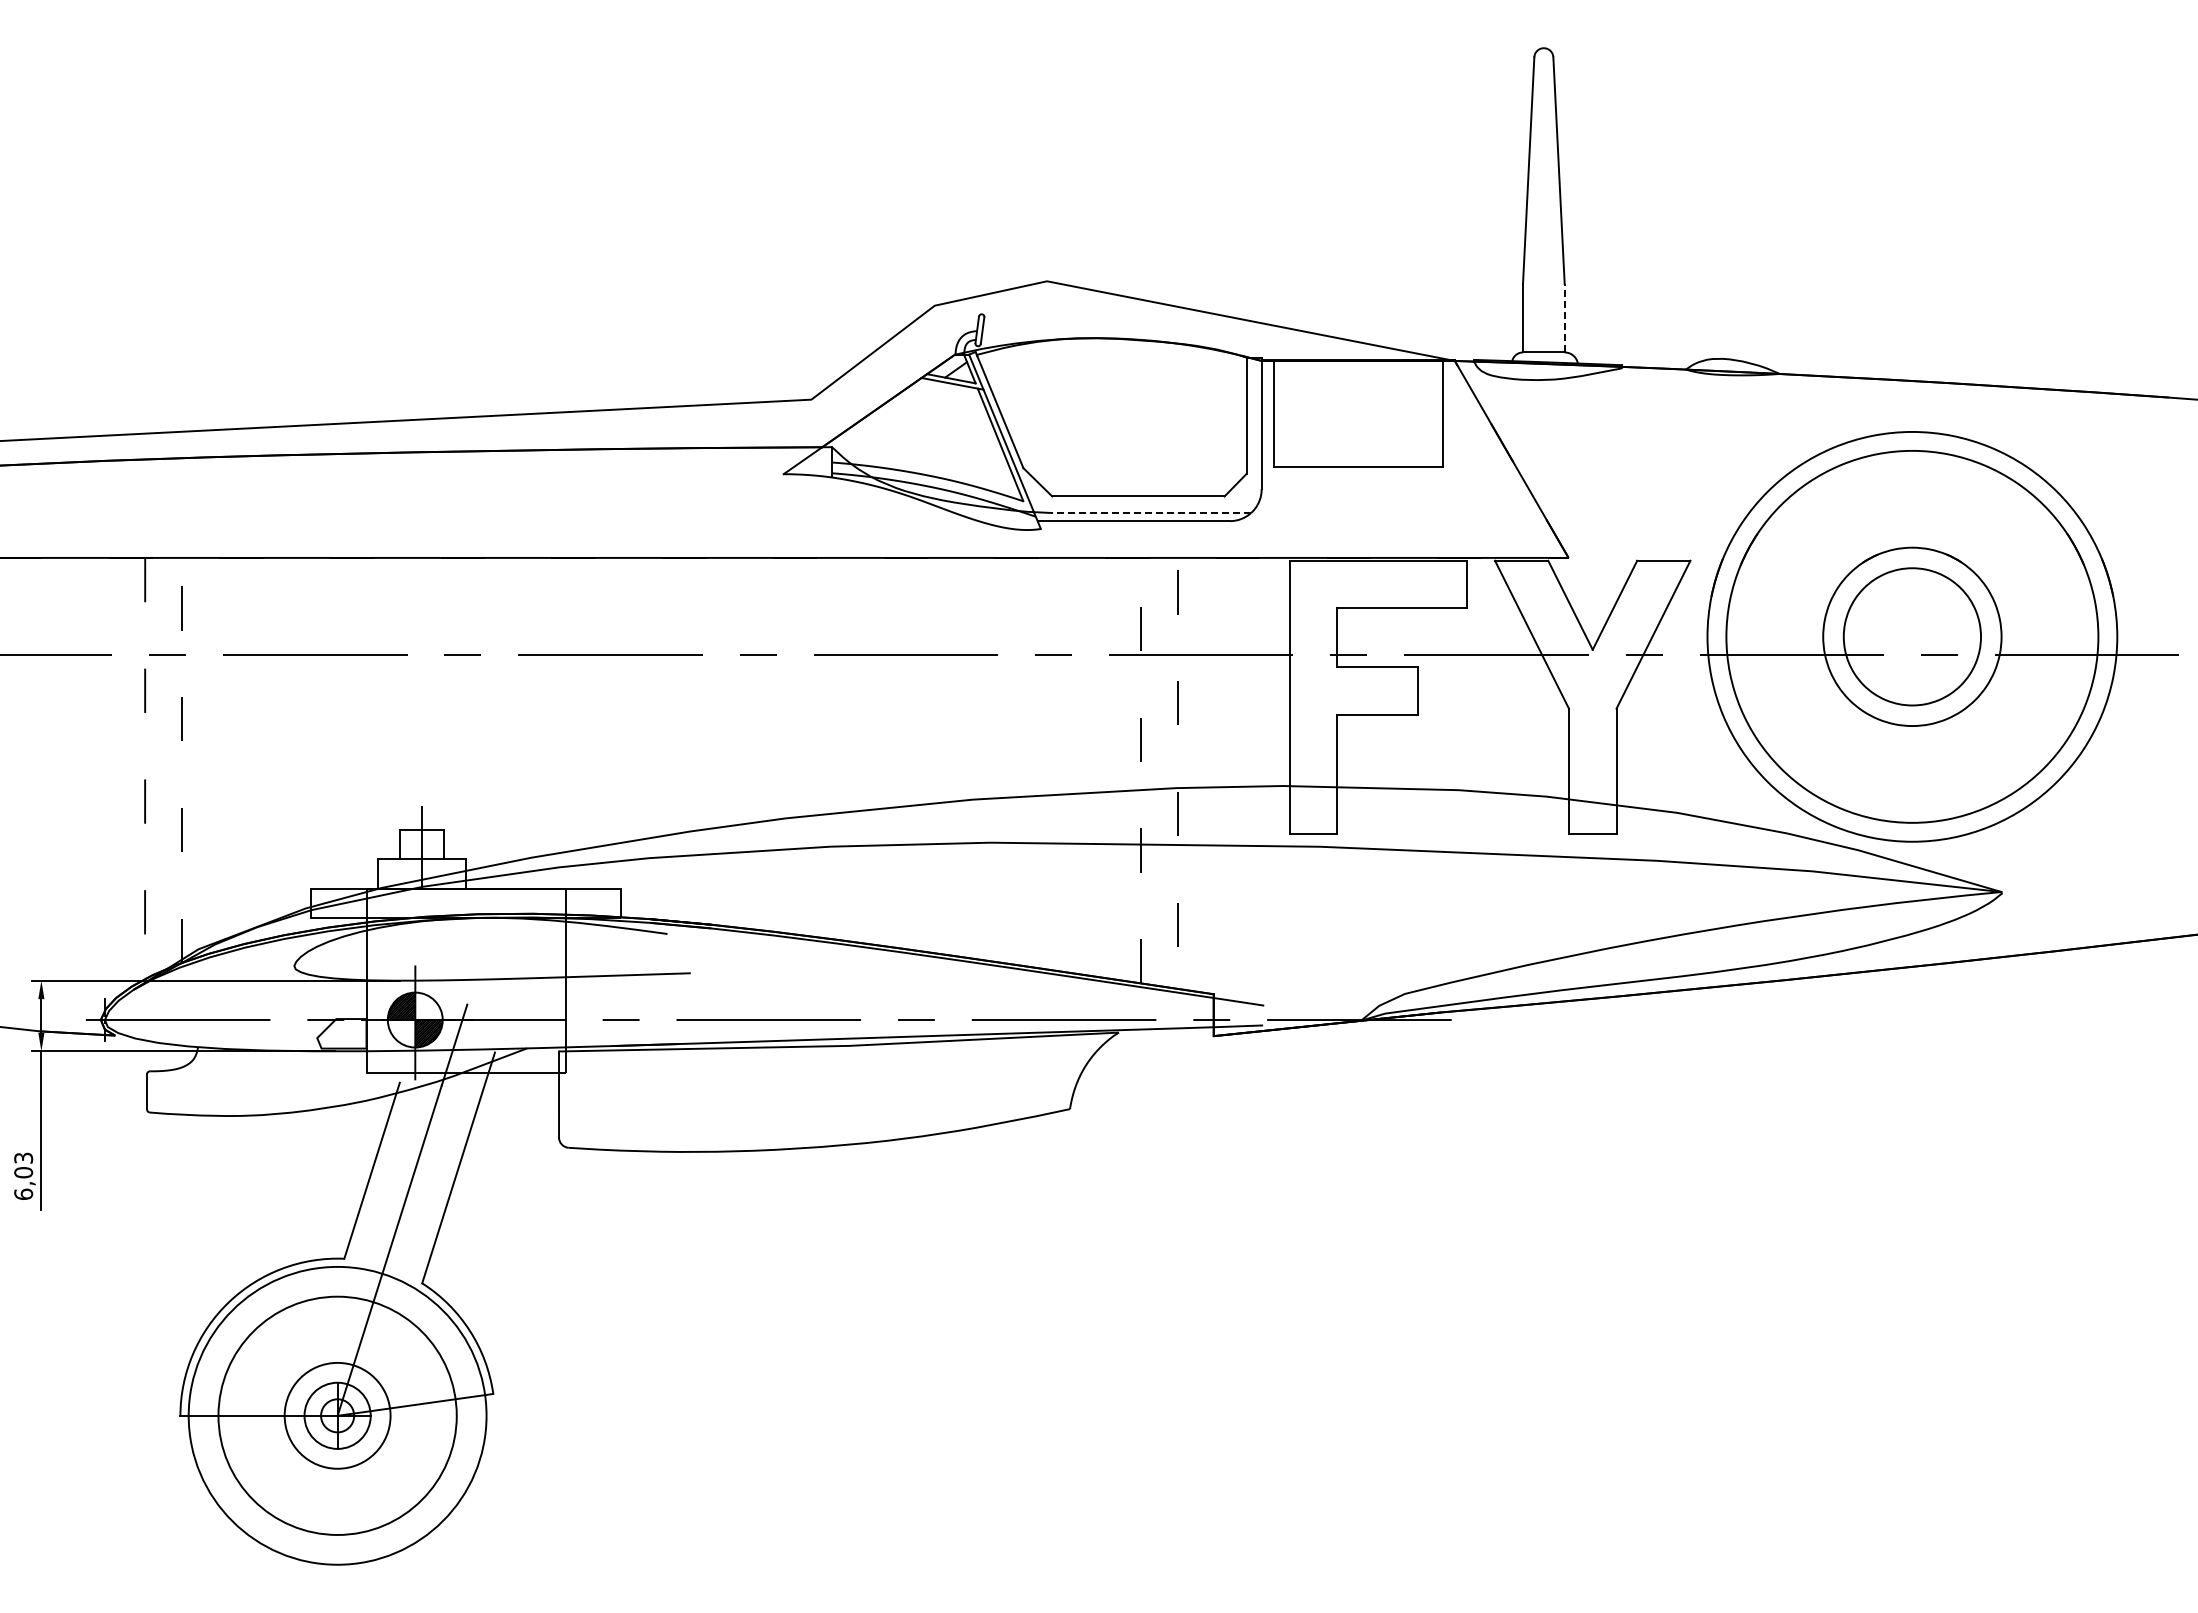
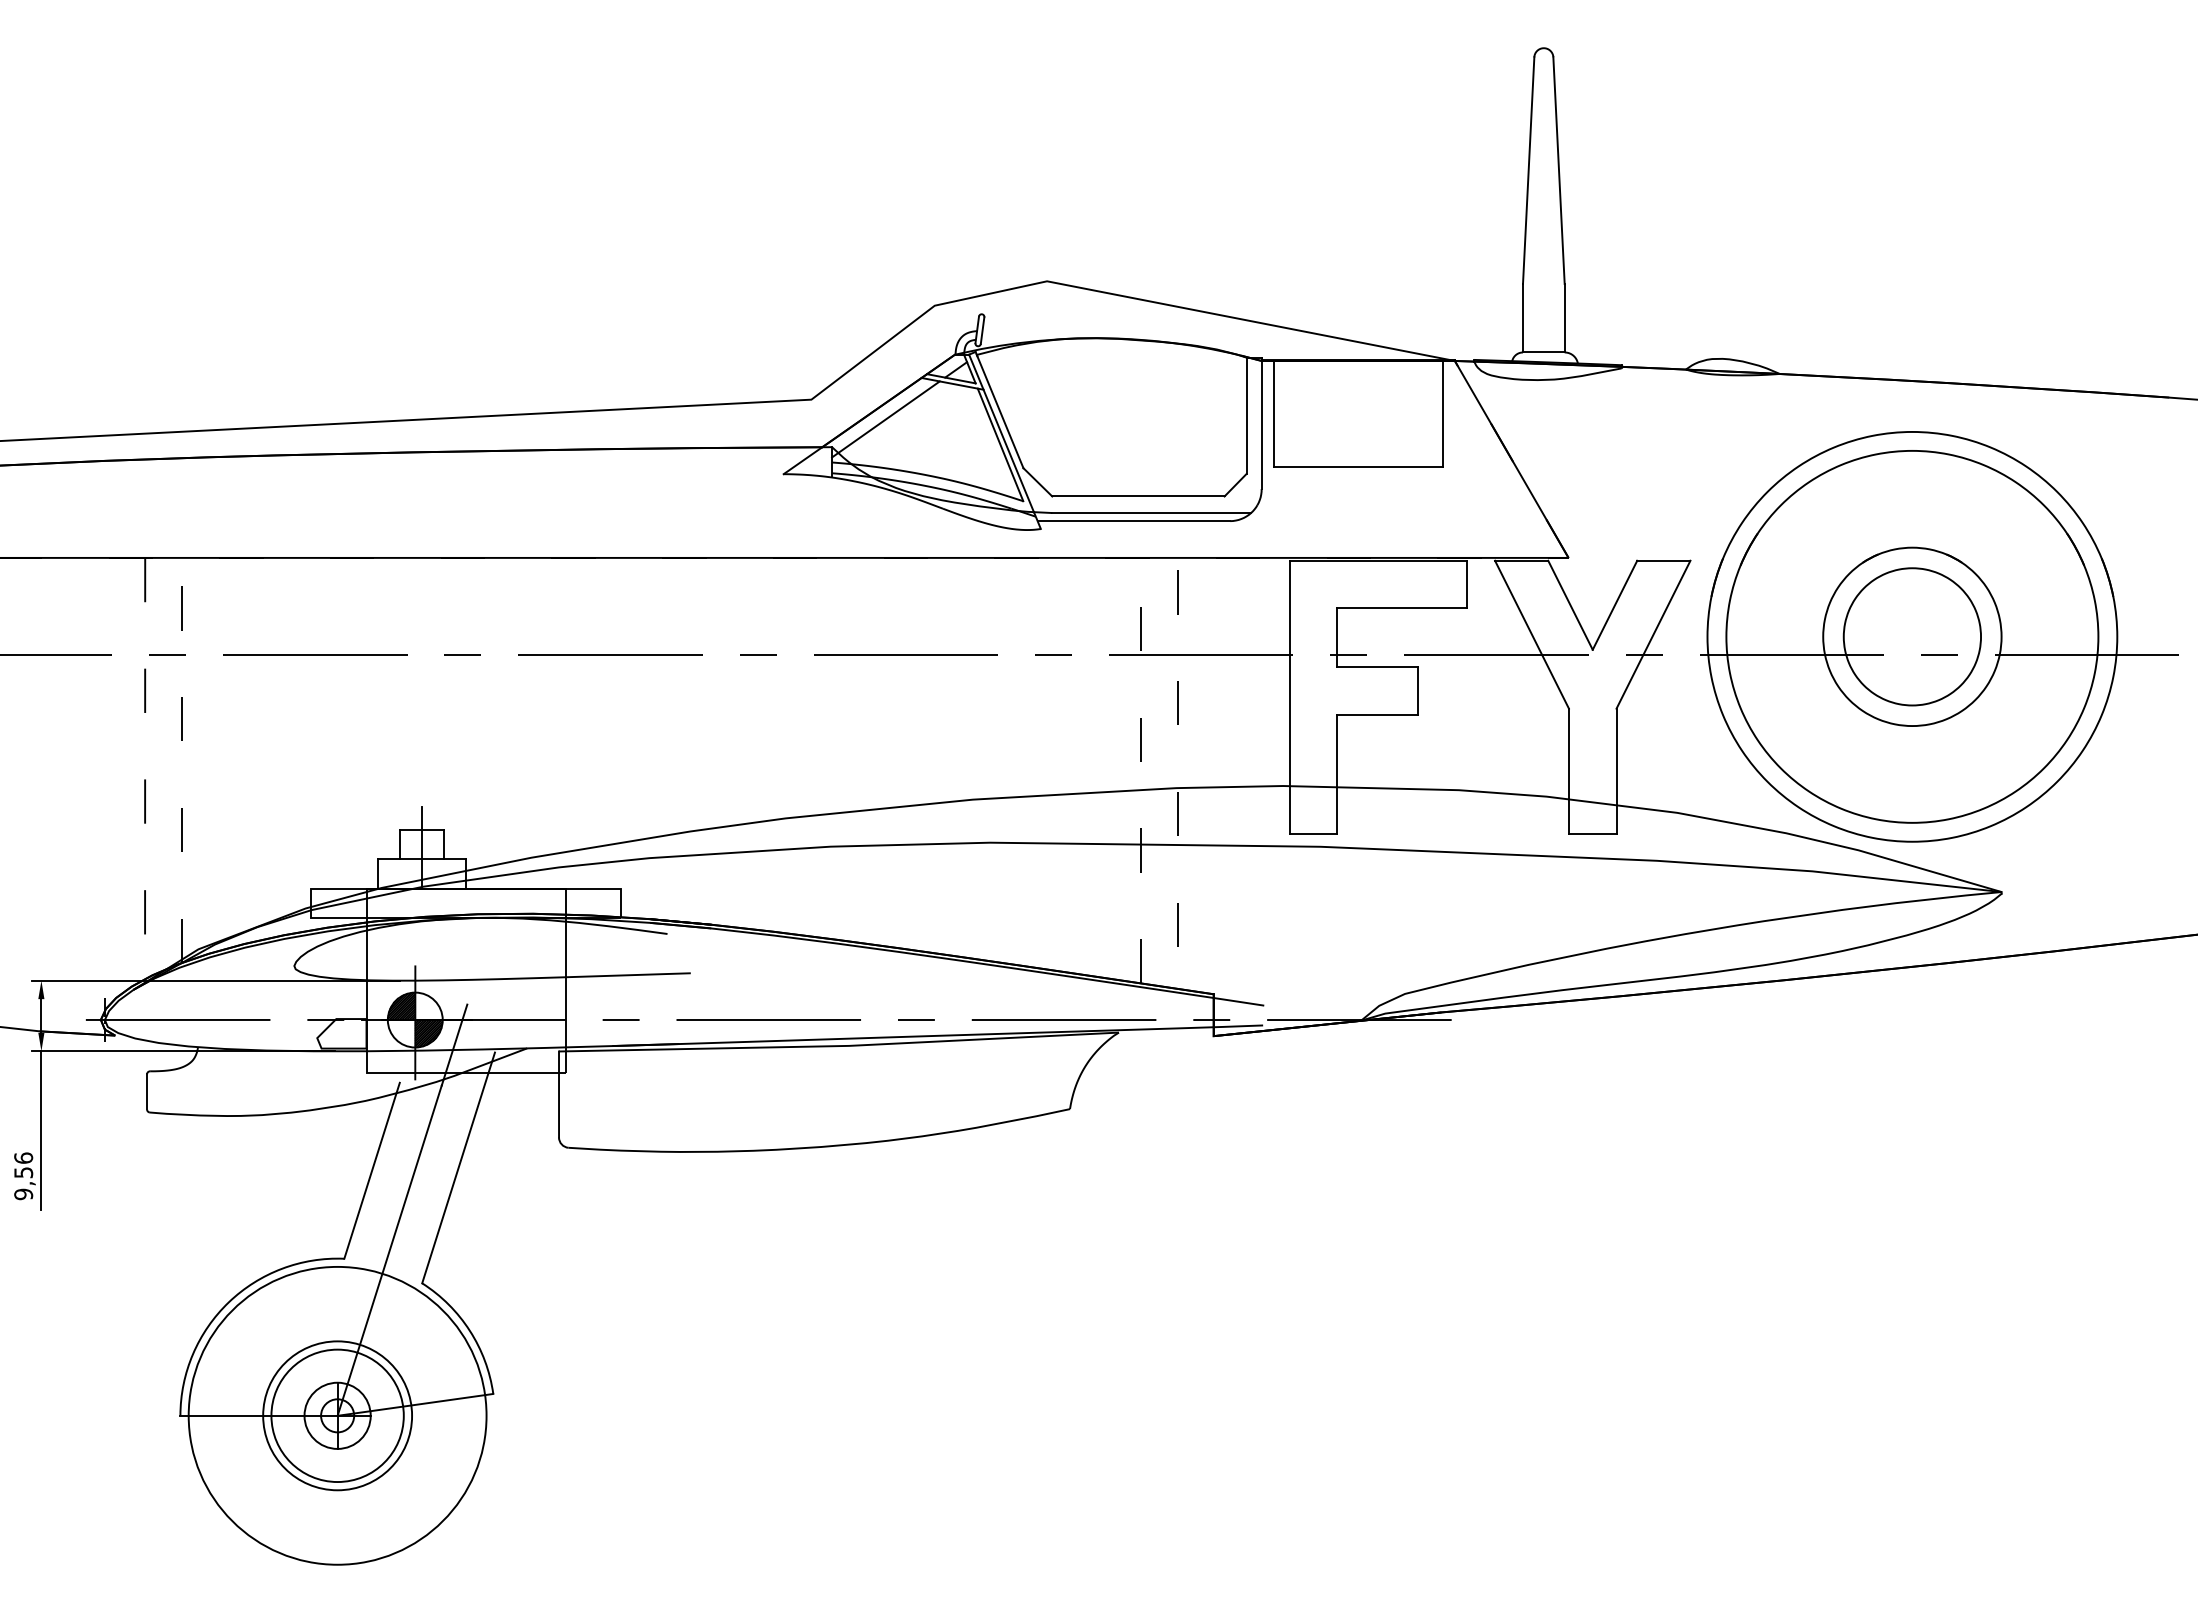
line: dashed -> solid (1564, 317)
line: none -> present (885, 419)
line: dashed -> solid (1151, 513)
text: 6,03 -> 9,56 (23, 1176)
circle diameter: 106 px -> 132 px (337, 1415)
circle diameter: 238 px -> 149 px (337, 1415)
